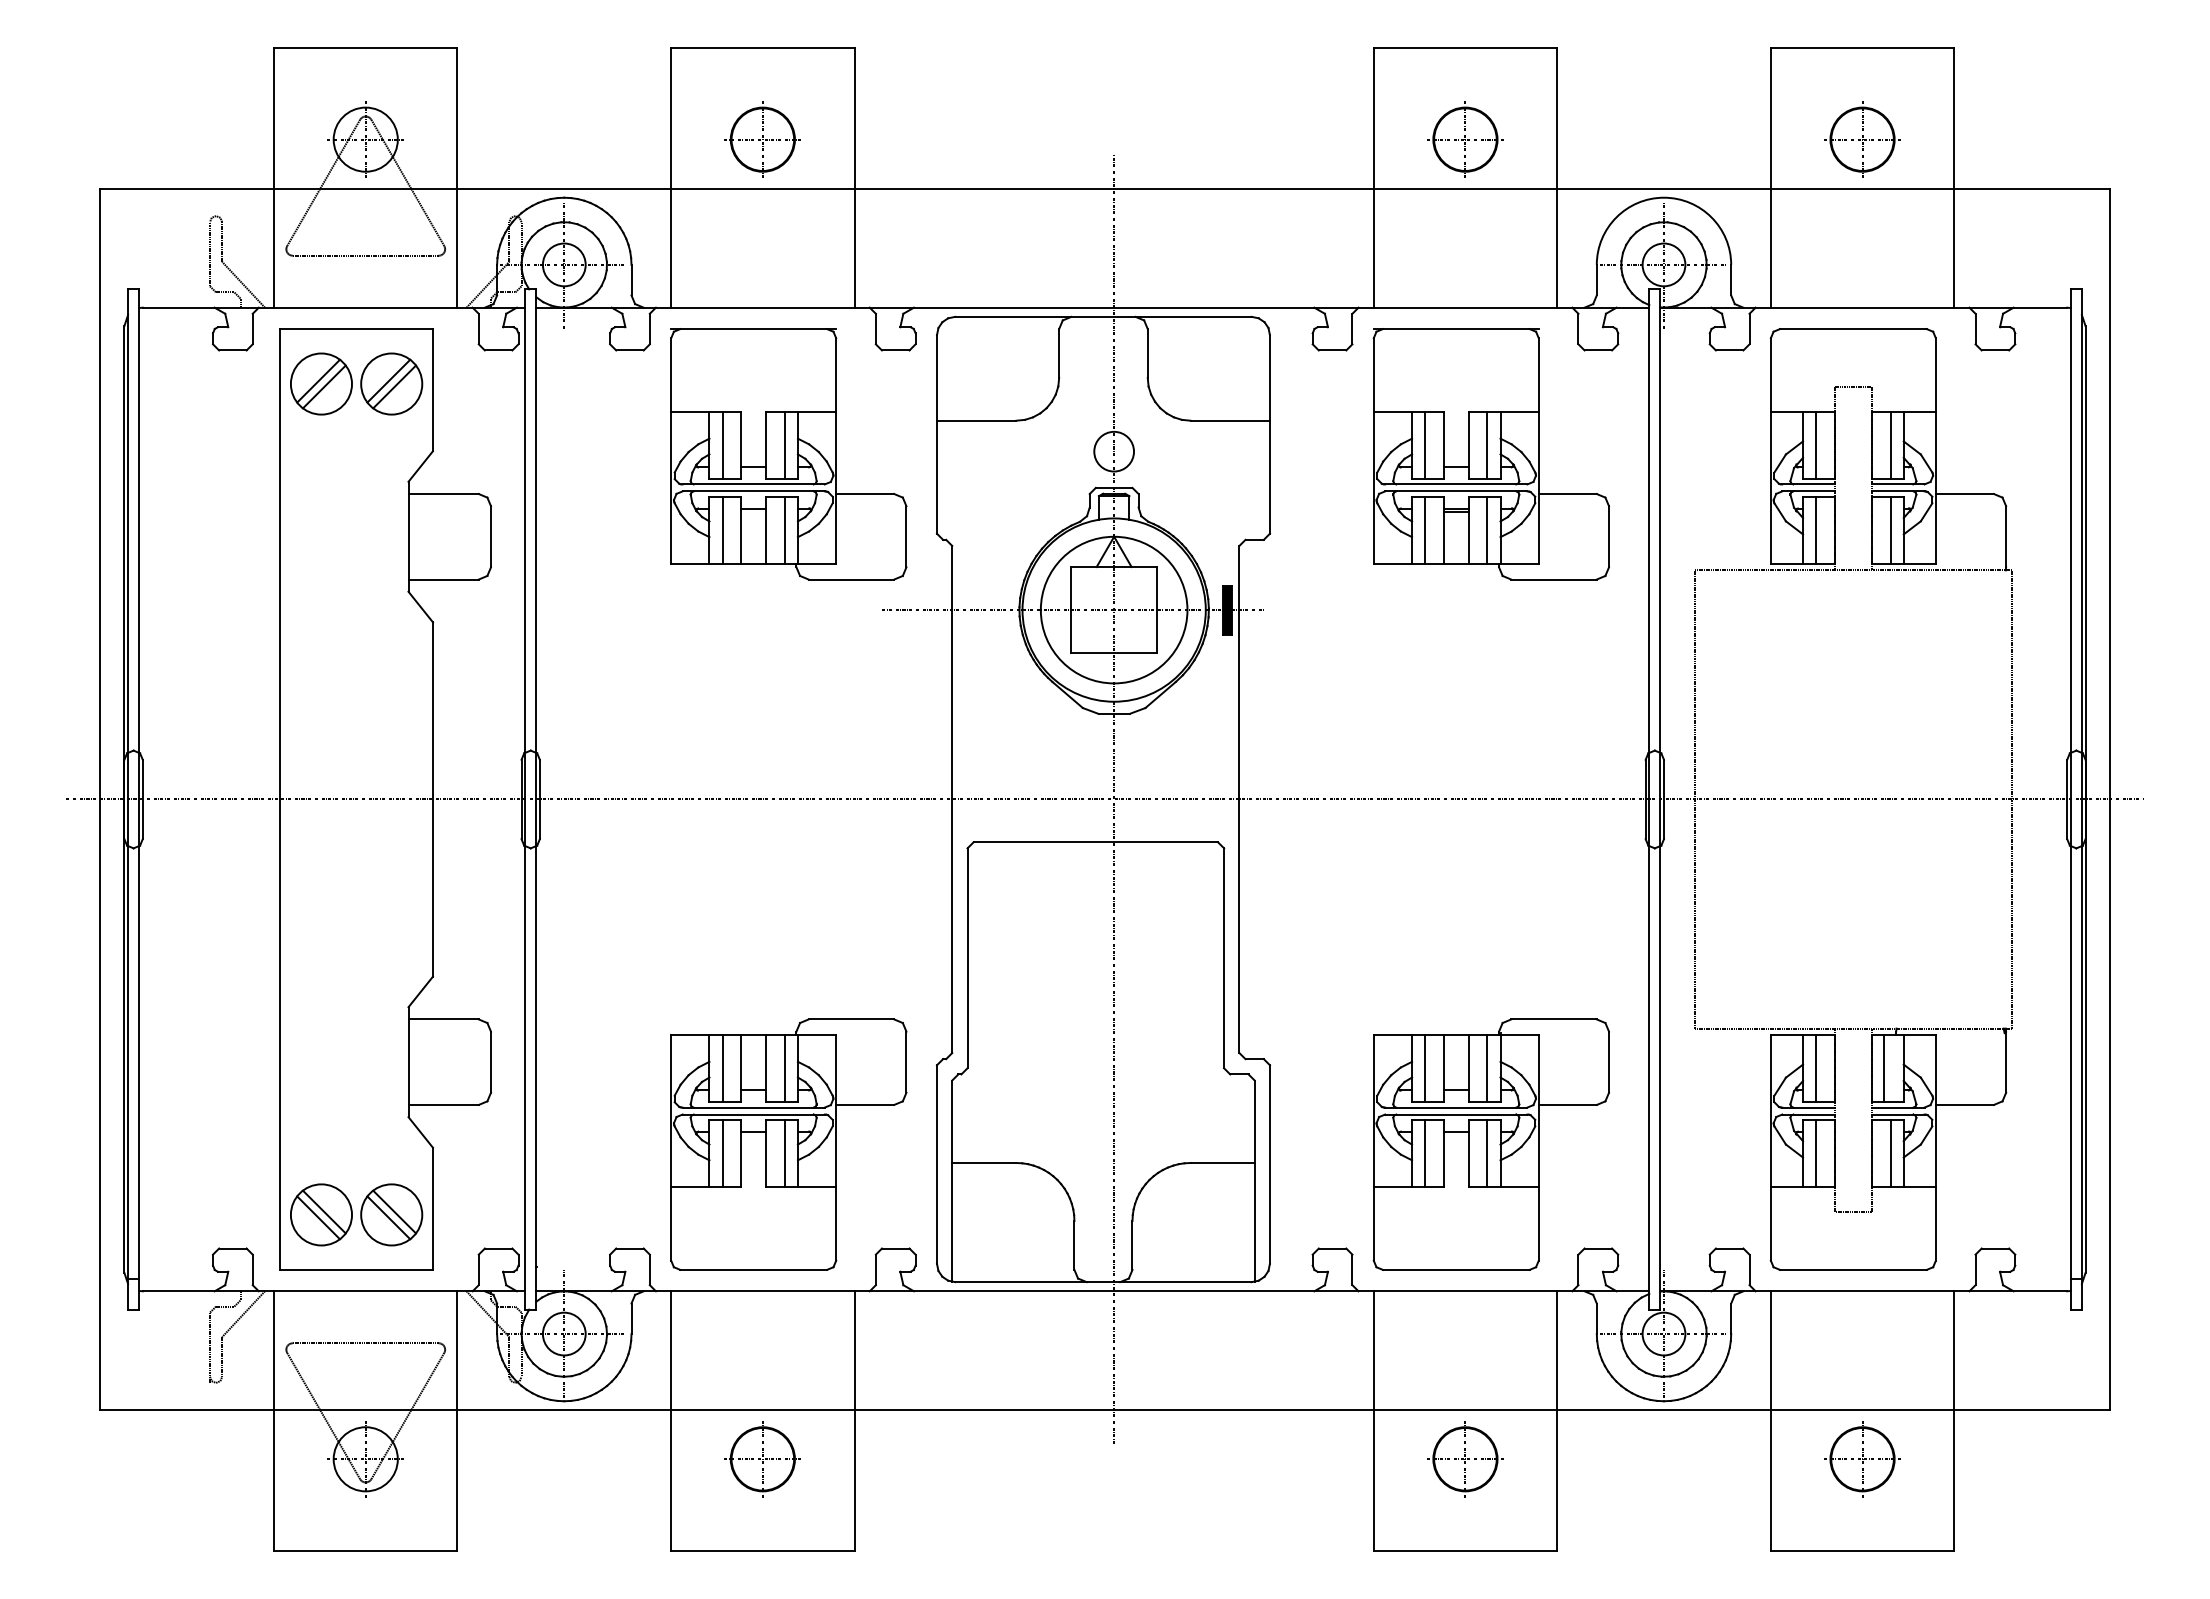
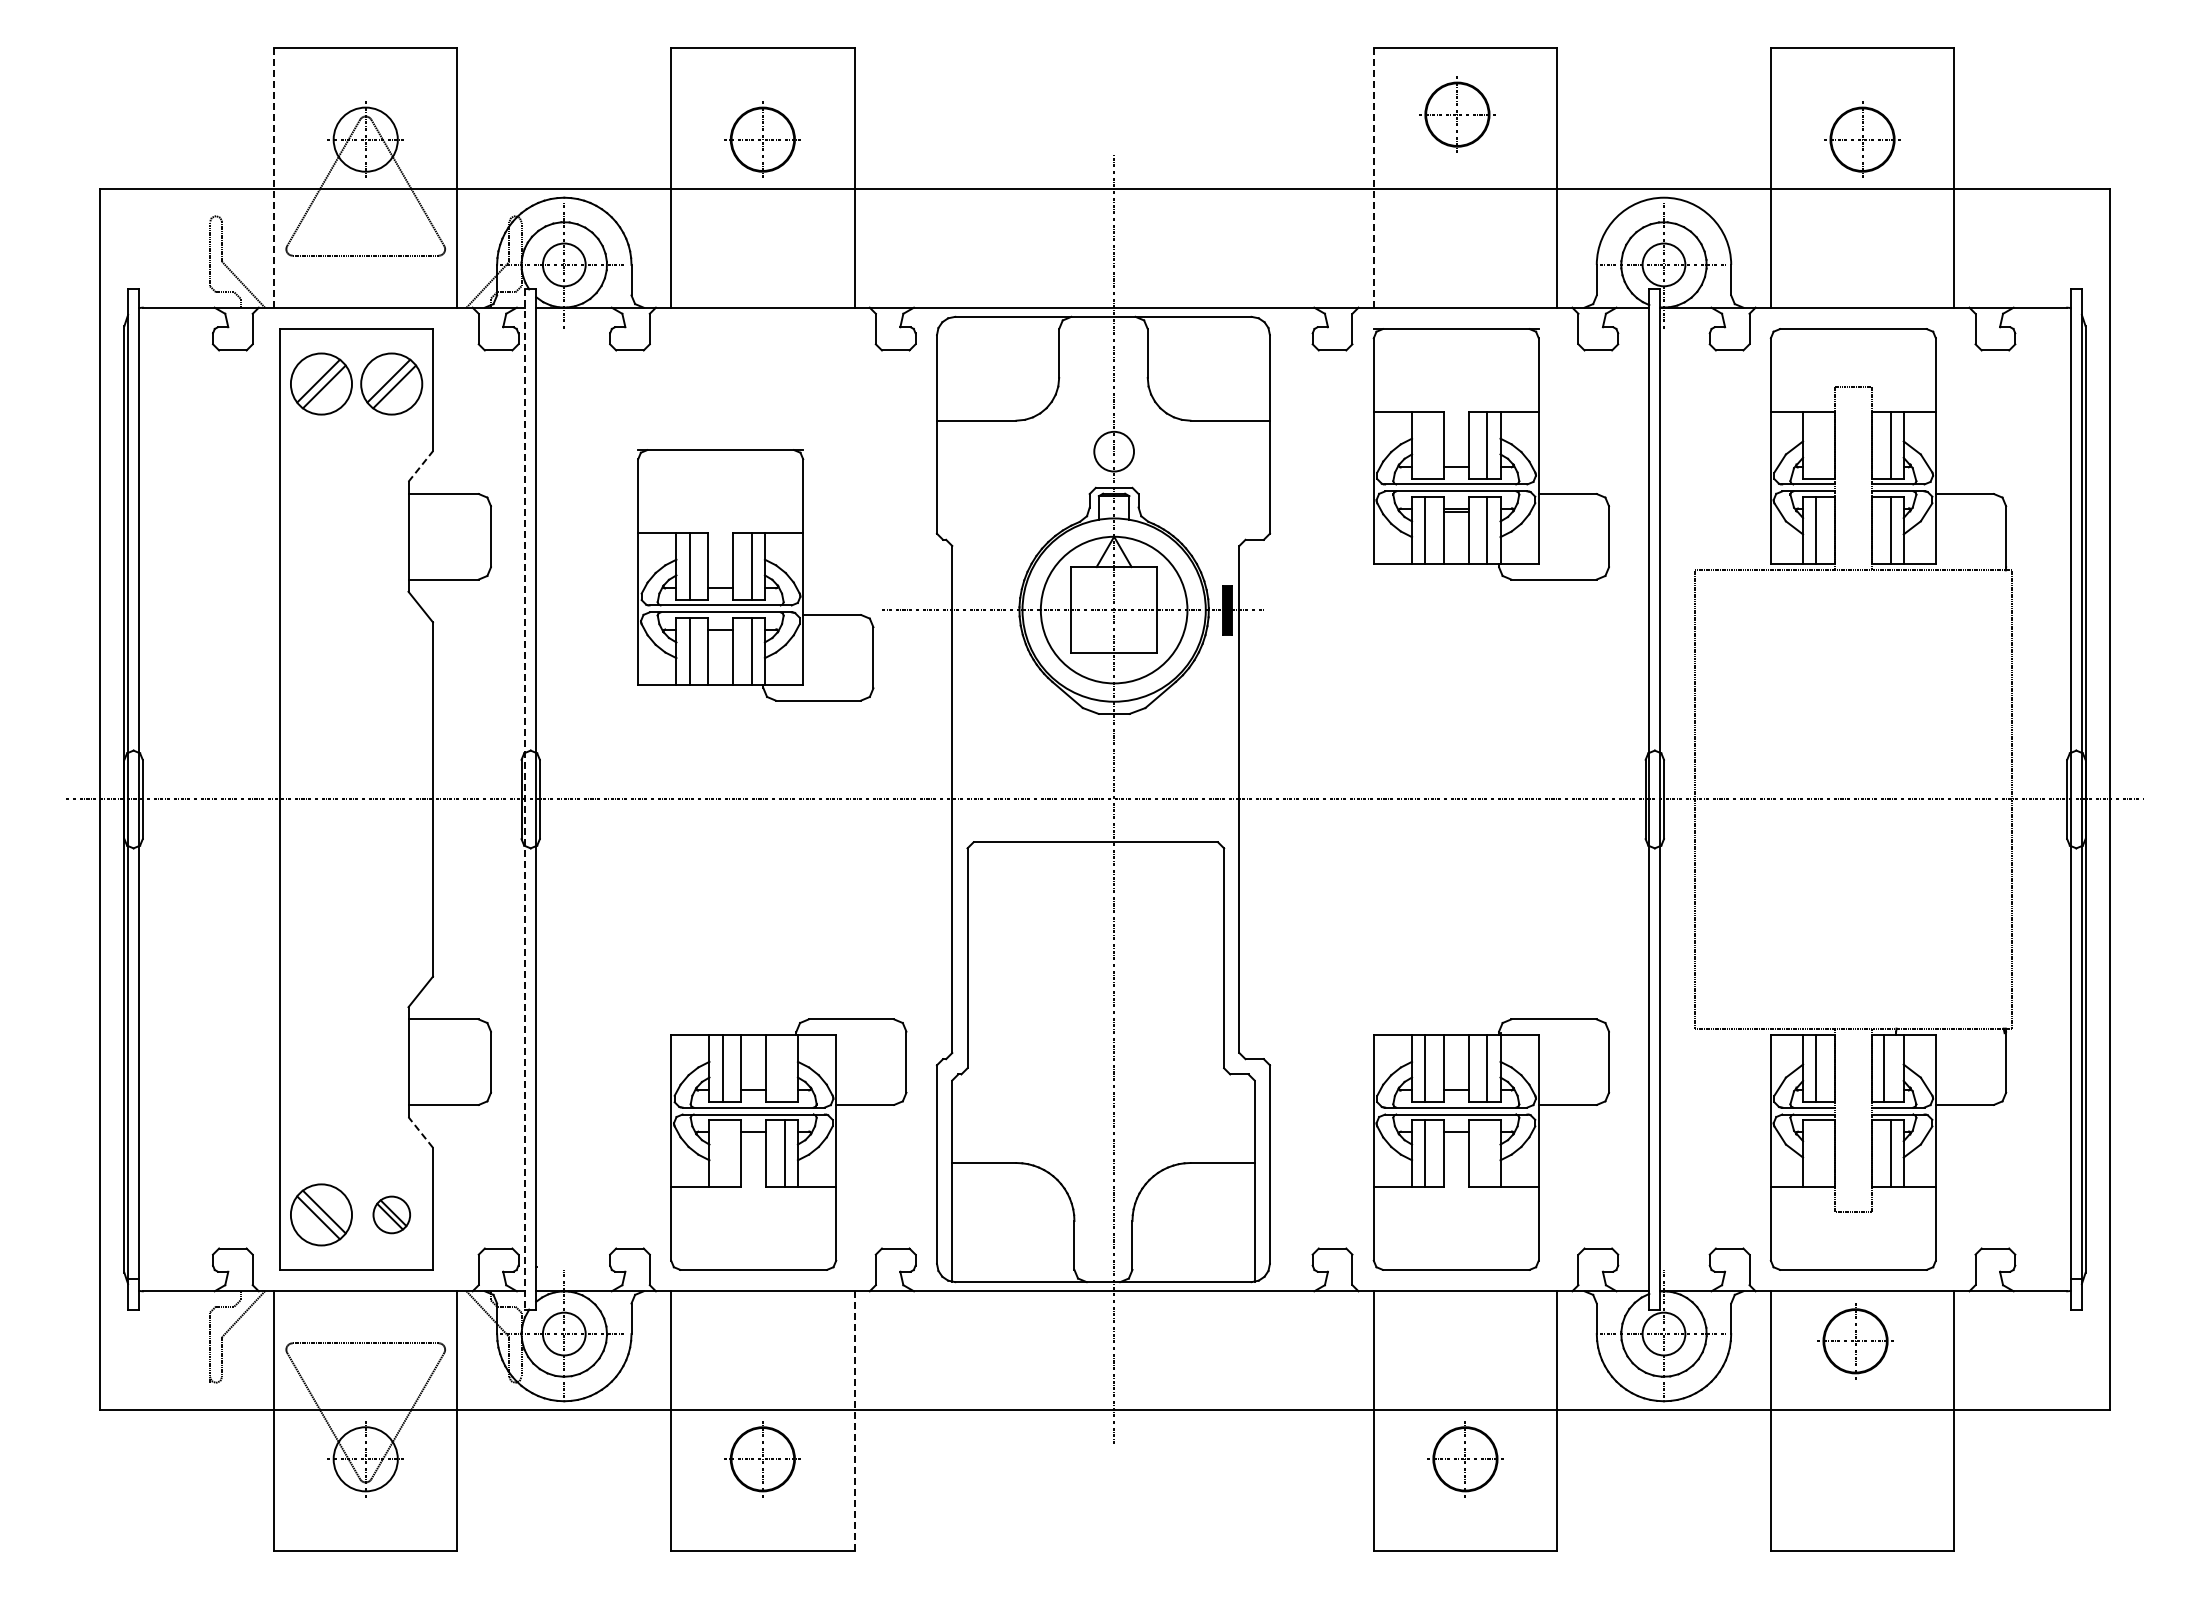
part position: (1465, 139) -> (1457, 114) (1457, 114)
line: solid -> dashed (274, 177)
line: solid -> dashed (1373, 177)
line: present -> none (1425, 444)
line: present -> none (1816, 444)
part position: (788, 454) -> (755, 575) (755, 575)
line: solid -> dashed (420, 466)
line: solid -> dashed (525, 799)
line: present -> none (784, 1067)
line: solid -> dashed (420, 1132)
line: present -> none (722, 1153)
line: present -> none (1487, 1153)
line: present -> none (1816, 1153)
part size: 64x64 px -> 39x40 px (391, 1214)
line: solid -> dashed (854, 1421)
part position: (1862, 1459) -> (1855, 1341) (1855, 1341)
